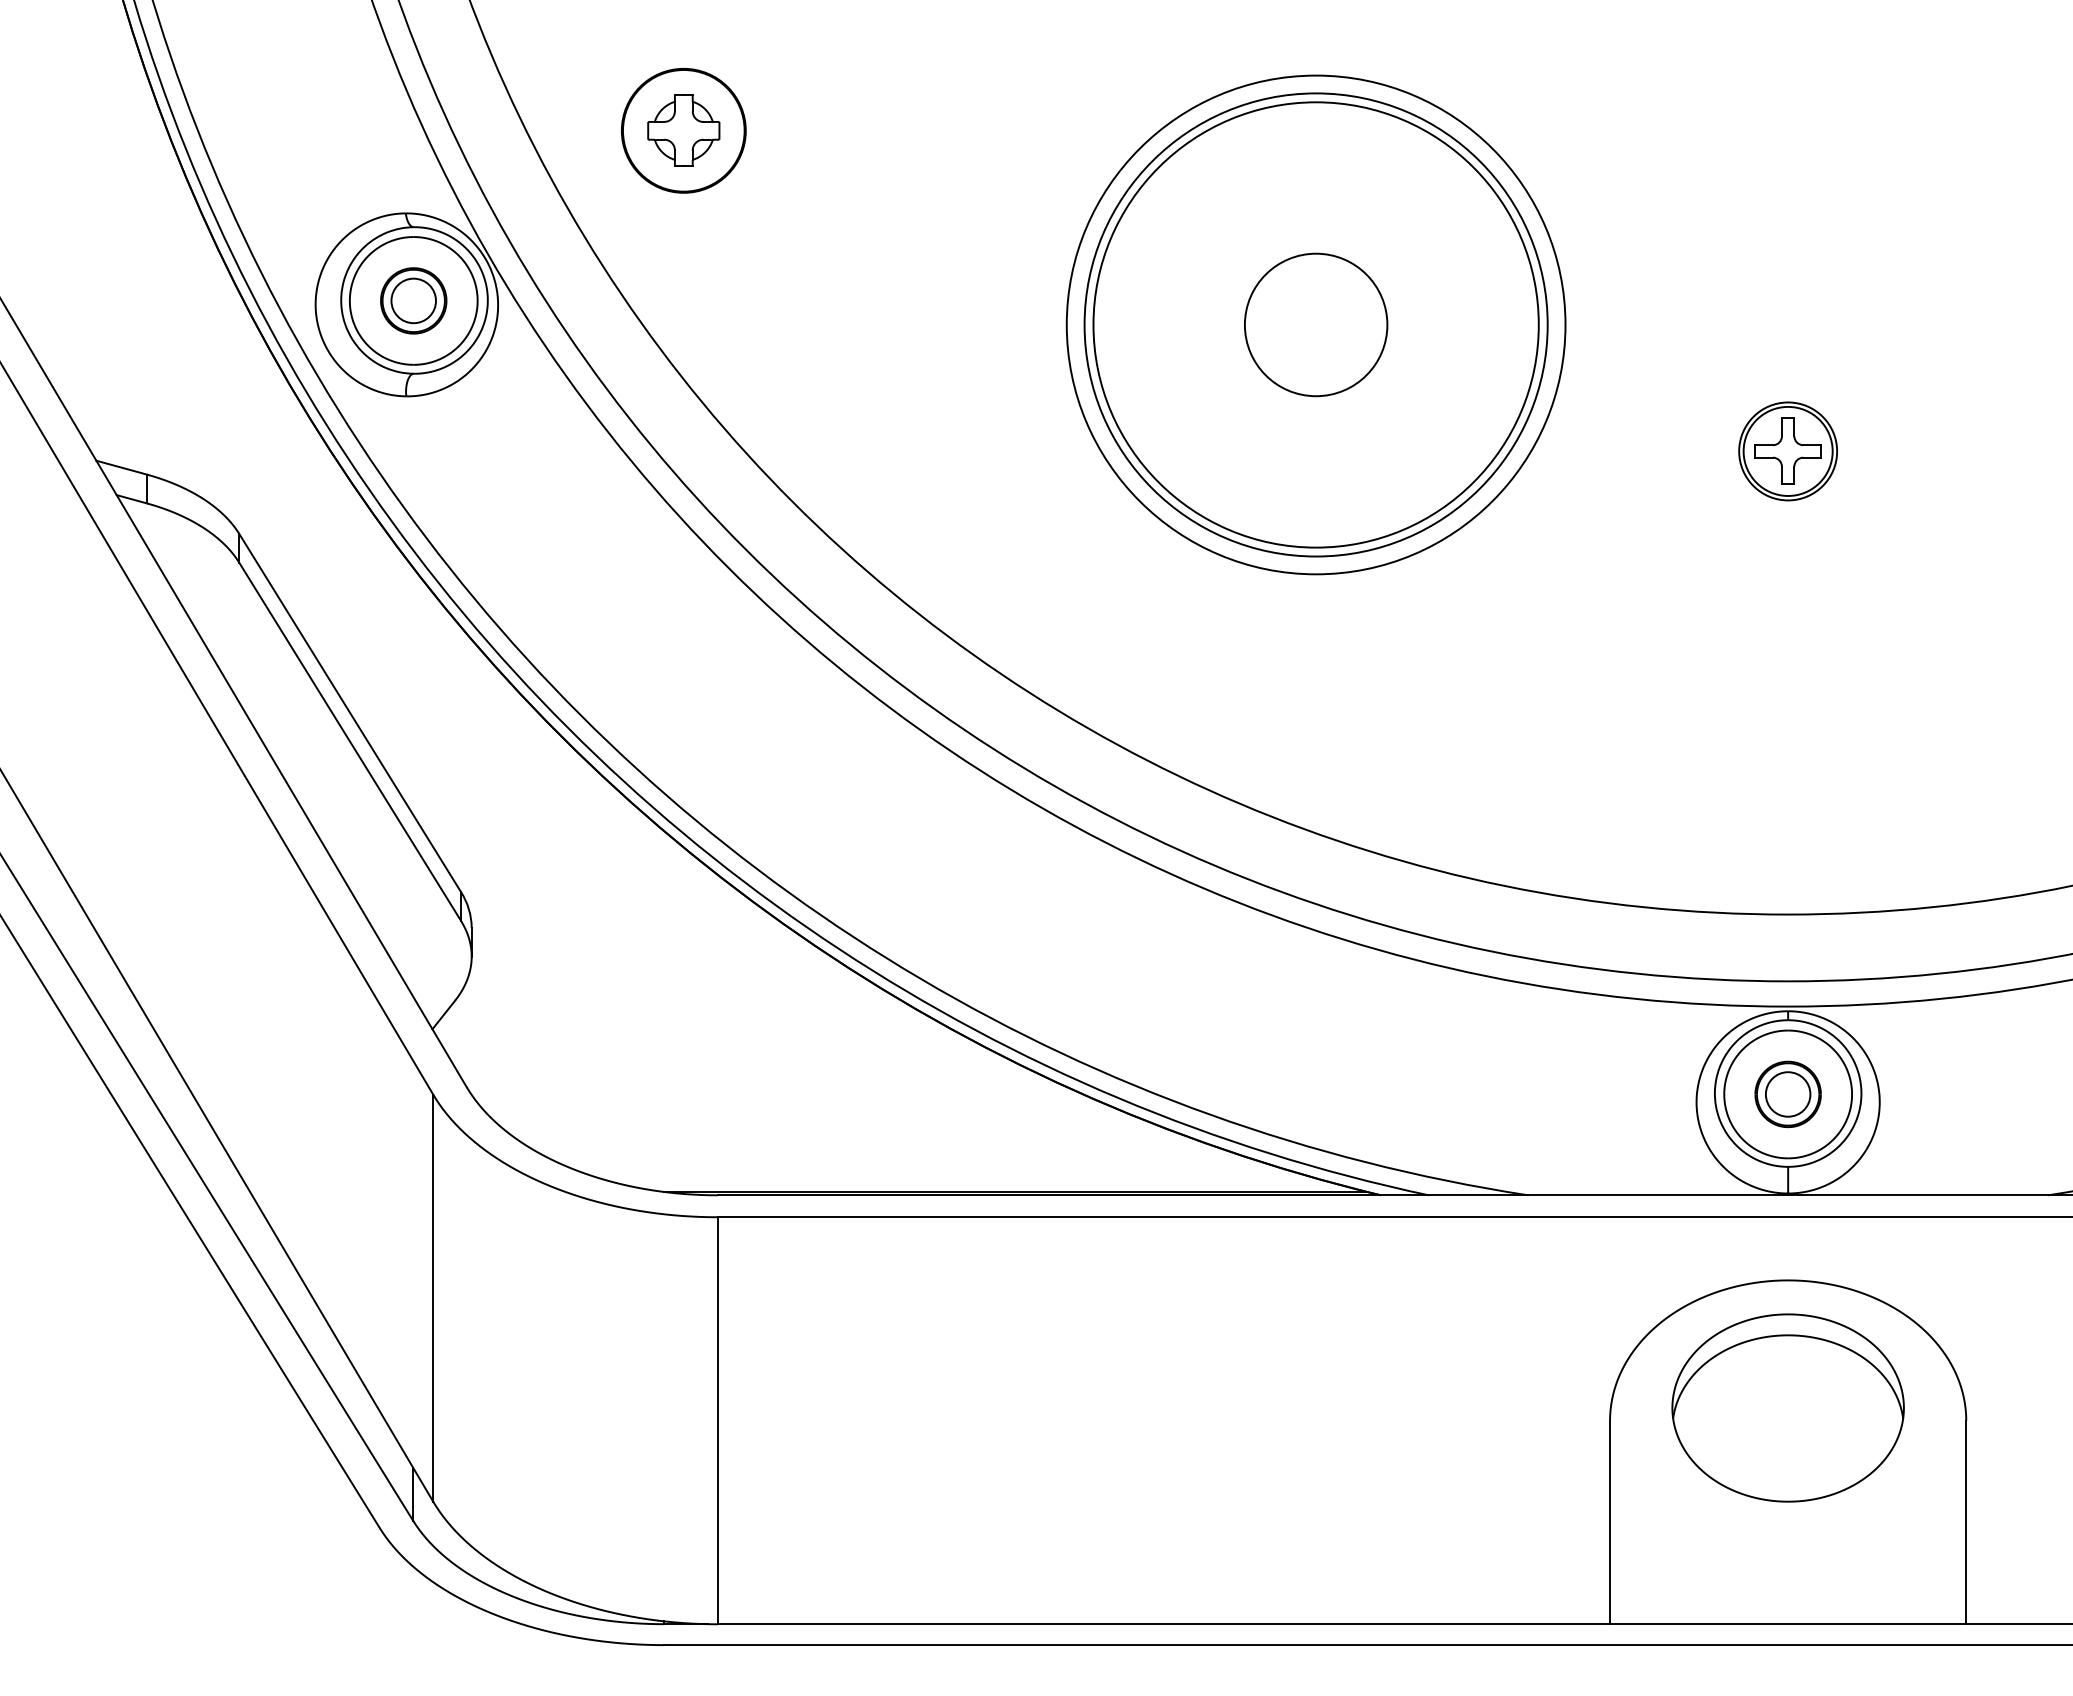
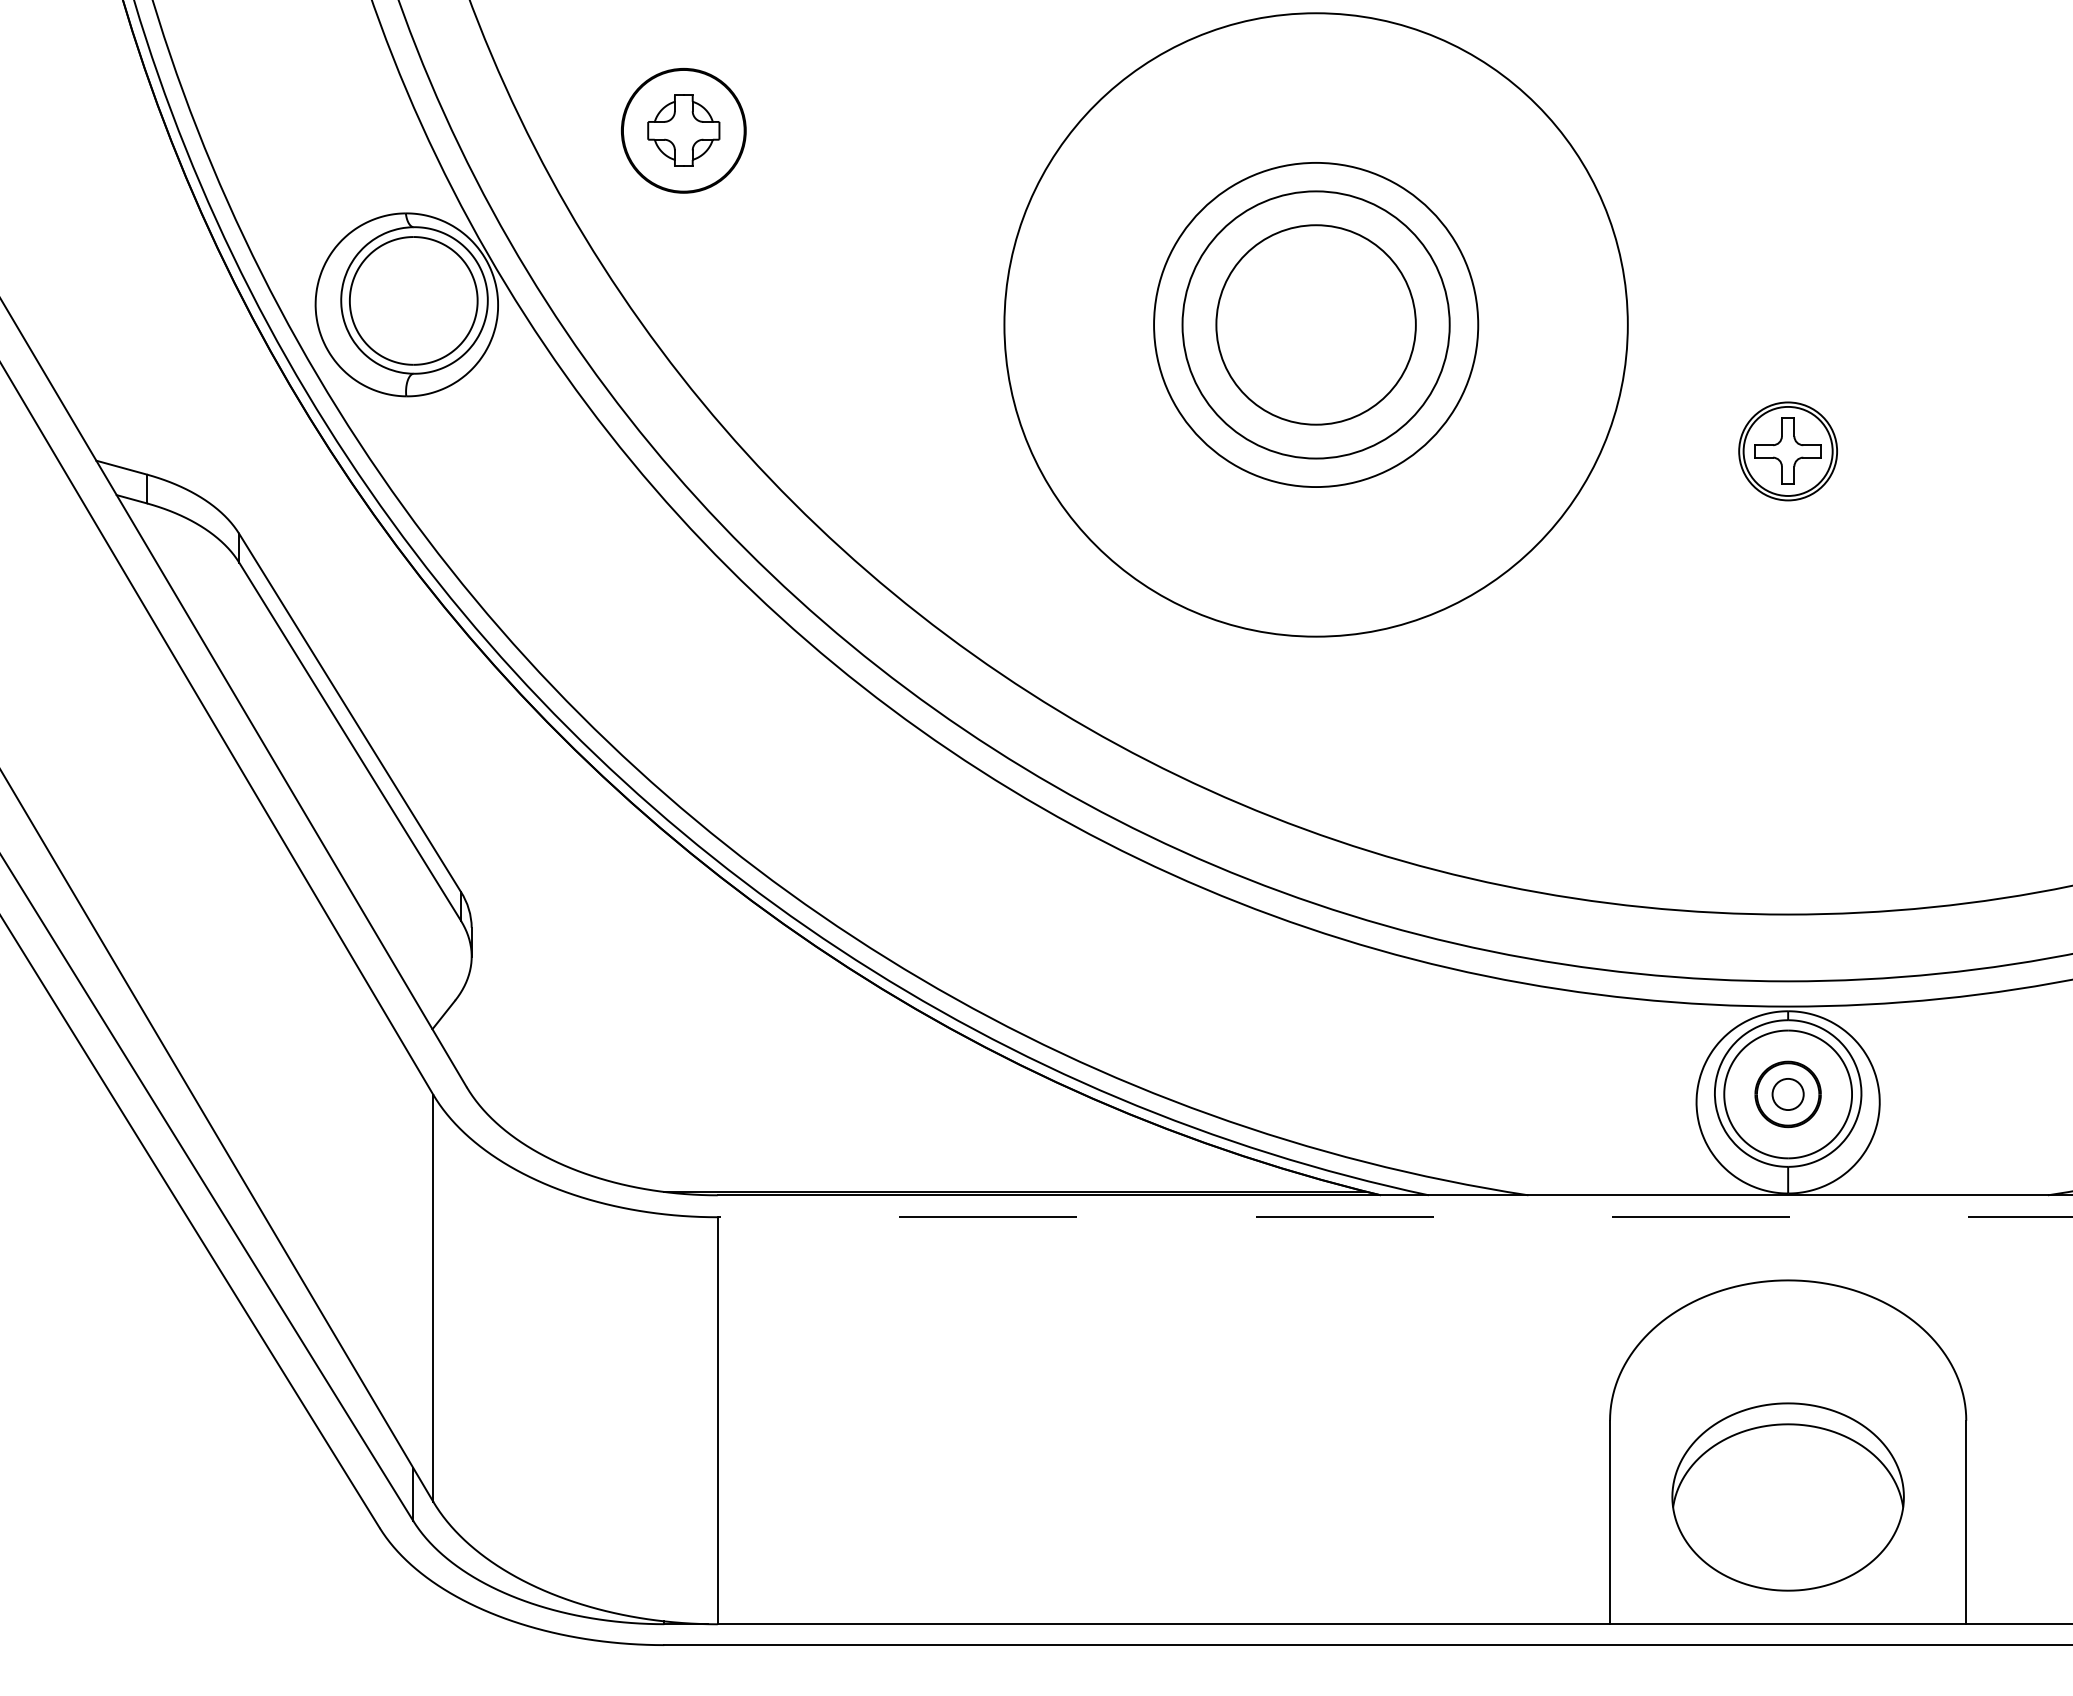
part: present -> none (413, 300)
circle diameter: 142 px -> 199 px (1315, 324)
circle diameter: 445 px -> 267 px (1315, 324)
circle diameter: 463 px -> 324 px (1316, 324)
circle diameter: 499 px -> 623 px (1315, 324)
circle diameter: 45 px -> 31 px (1787, 1094)
line: solid -> dashed (1394, 1217)
part position: (1787, 1407) -> (1787, 1496) (1787, 1496)
